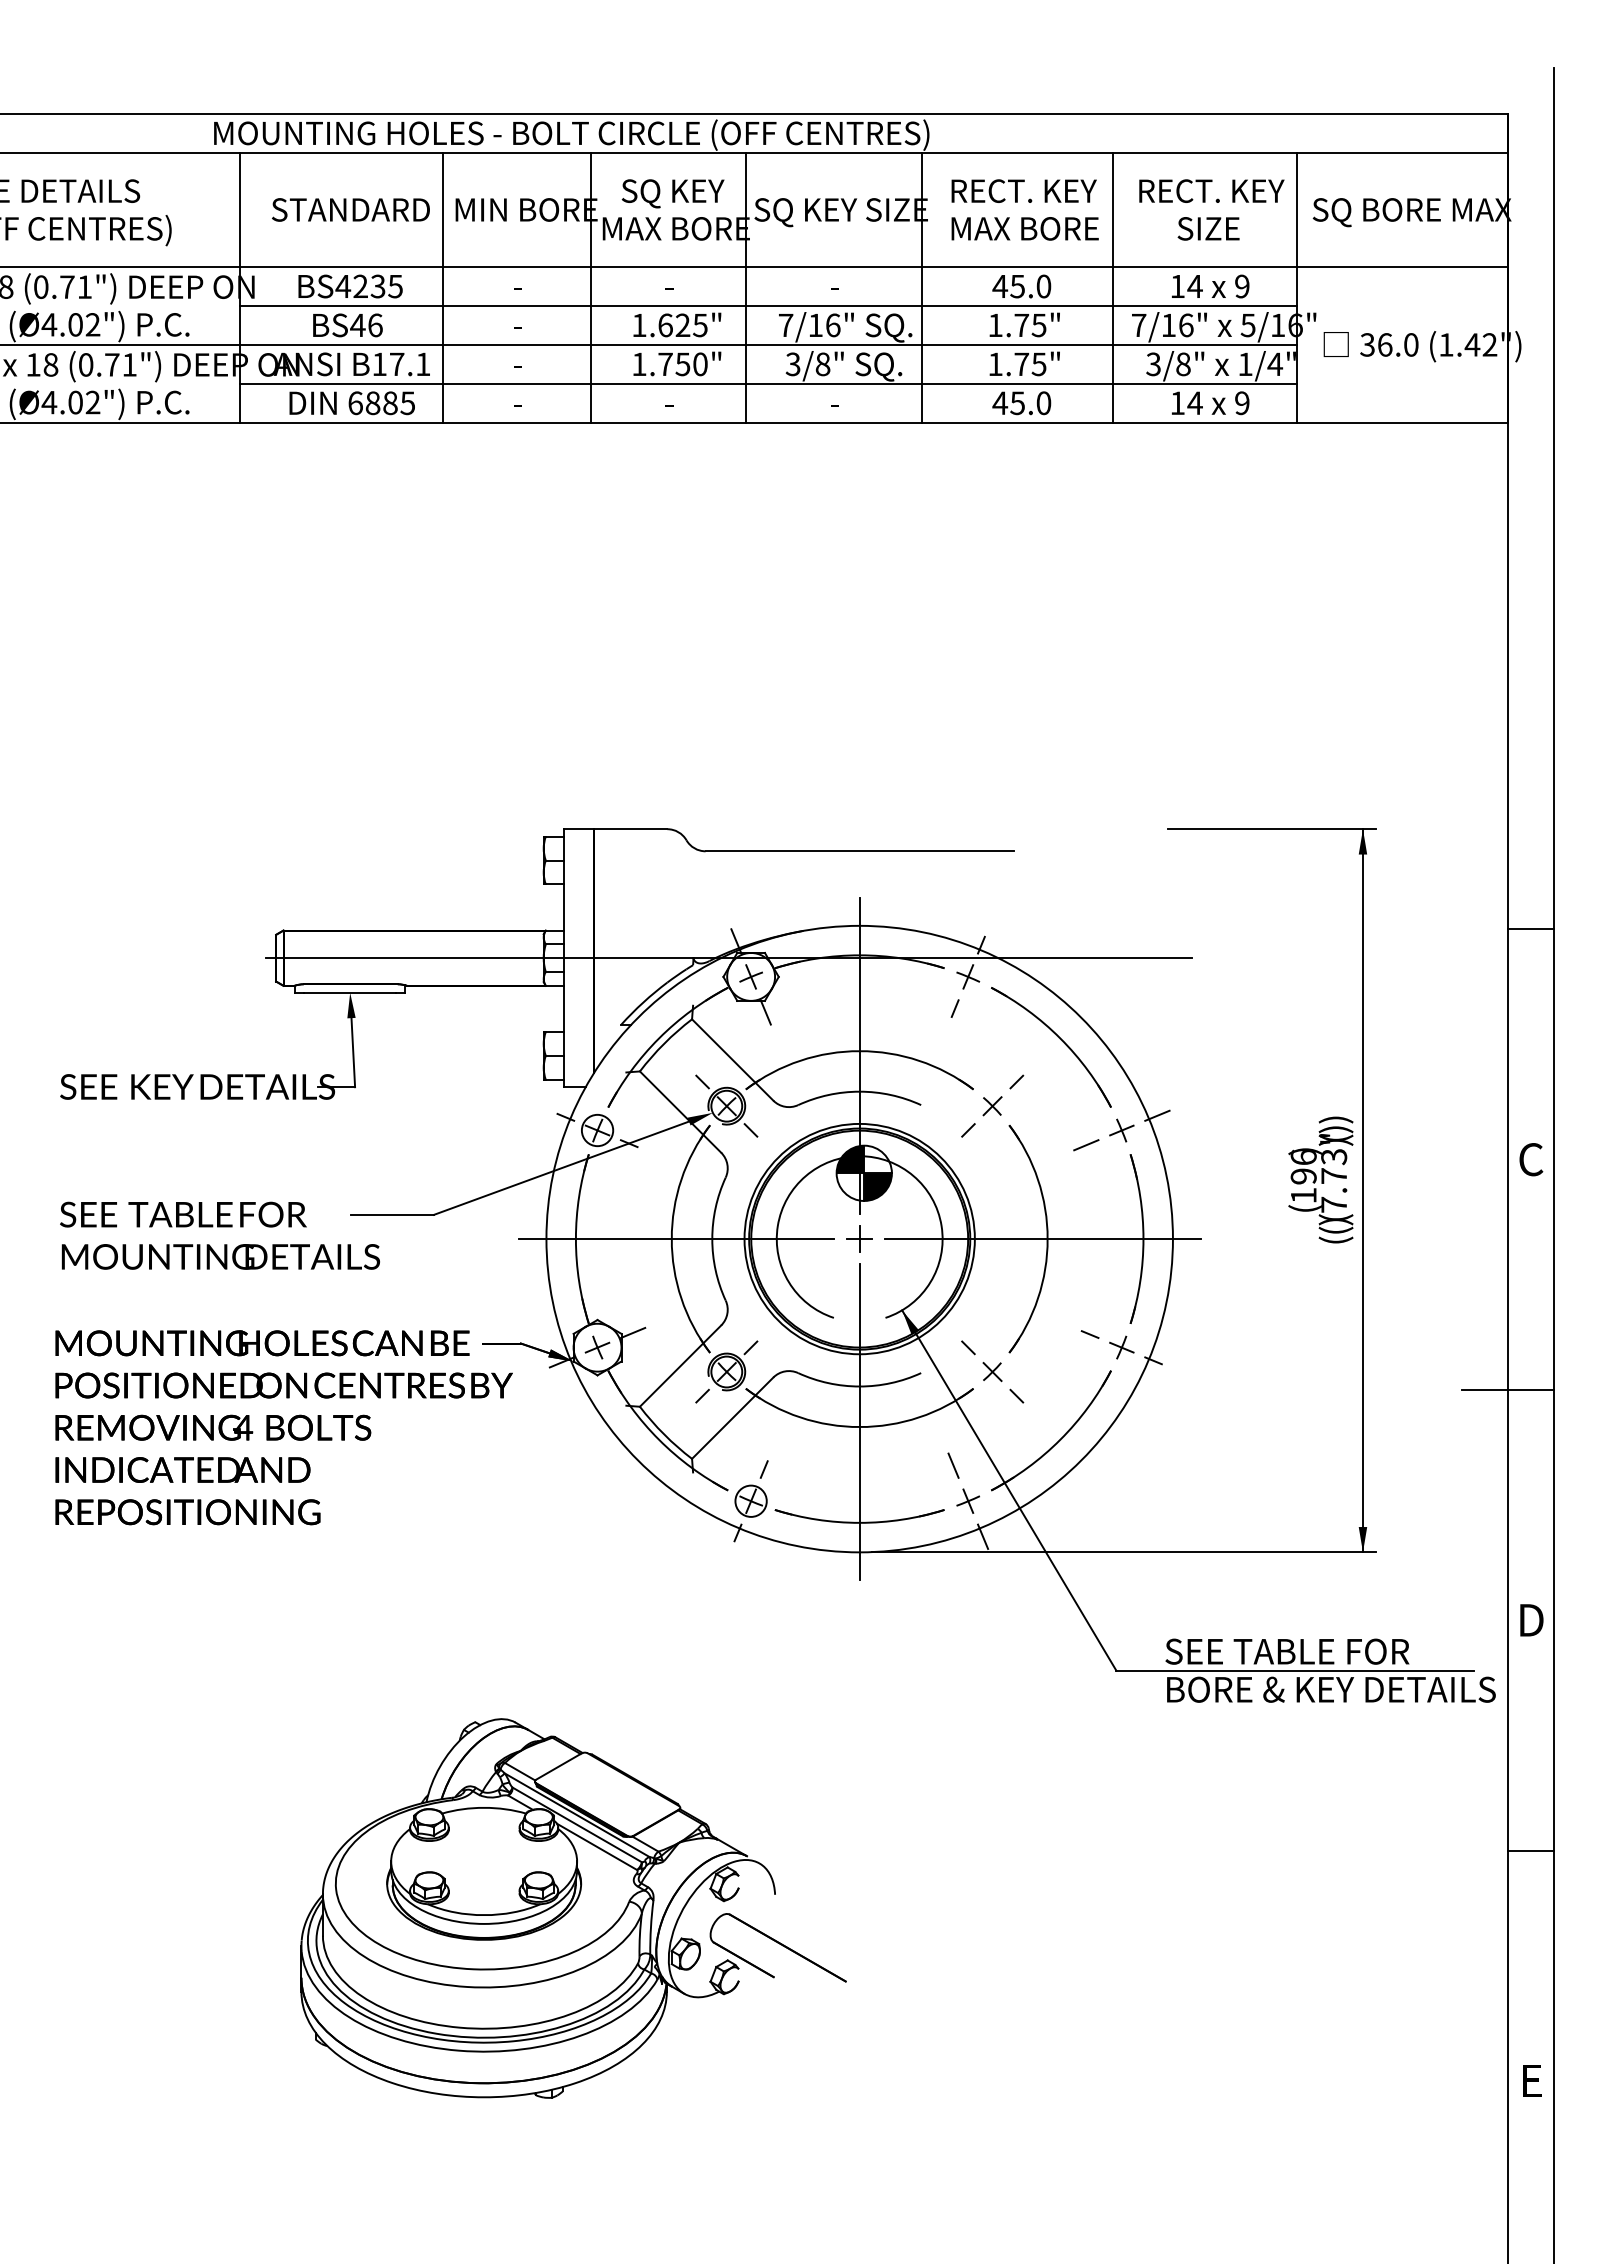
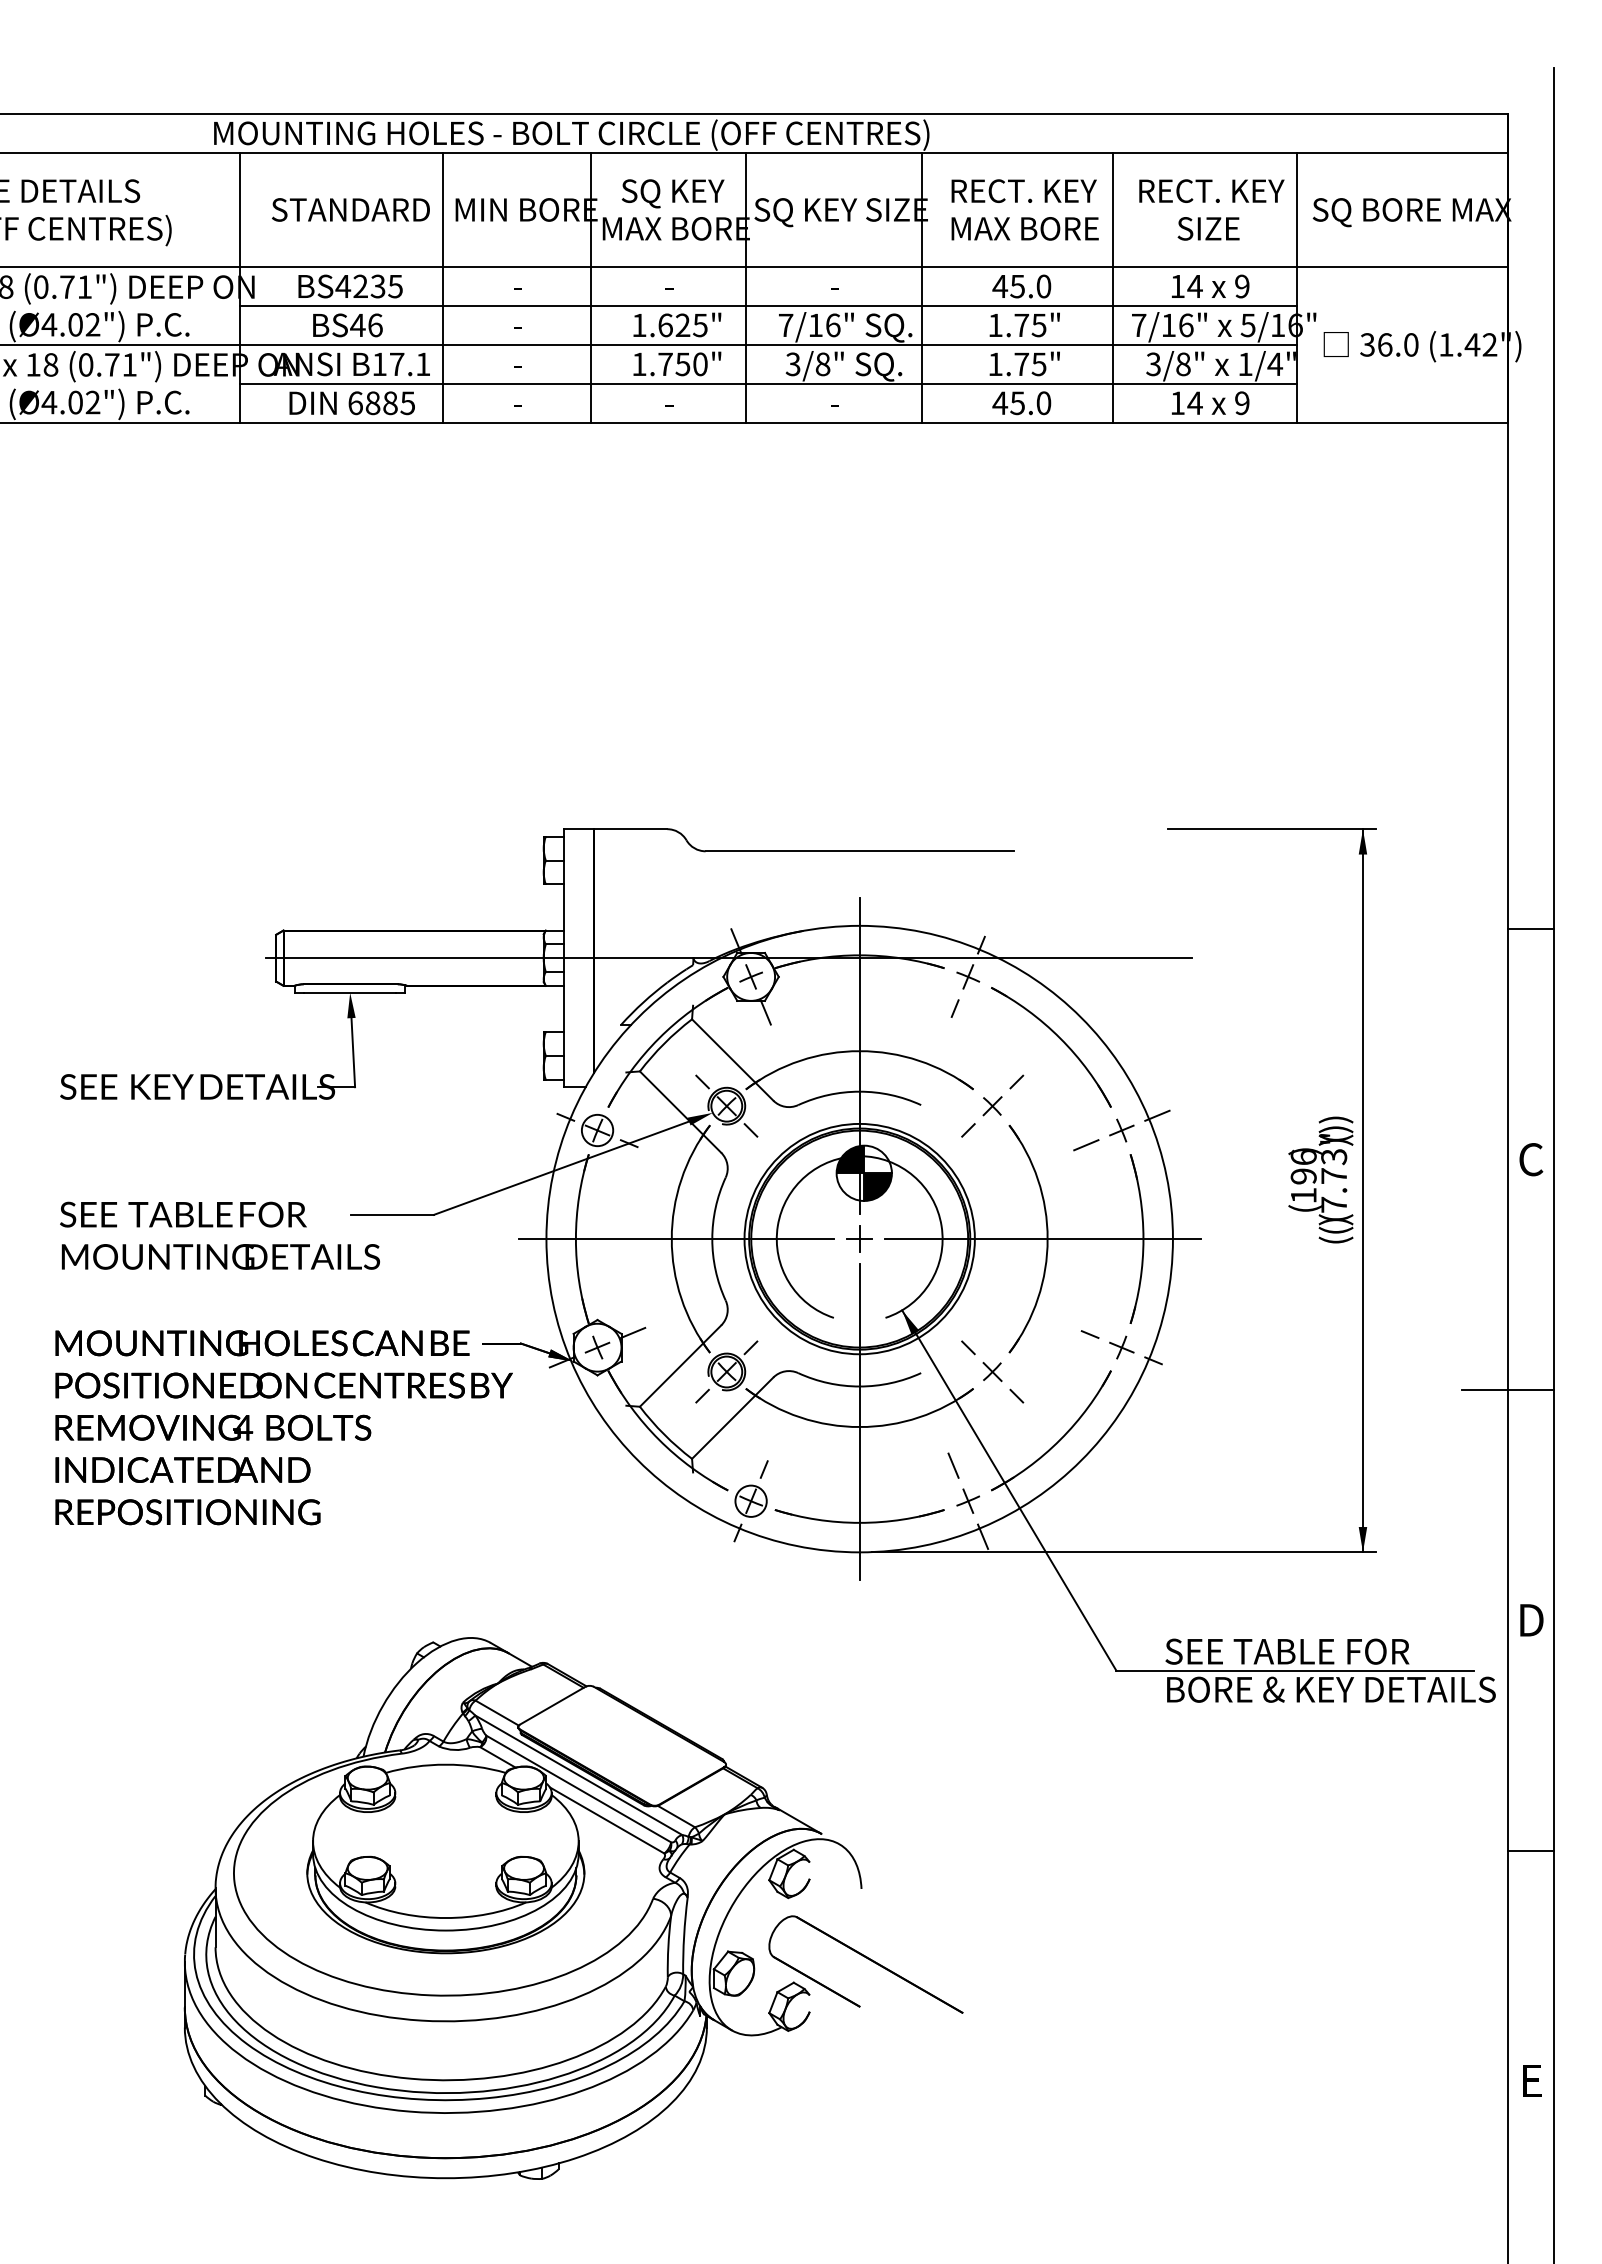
part size: 547x381 px -> 781x543 px (573, 1908)
